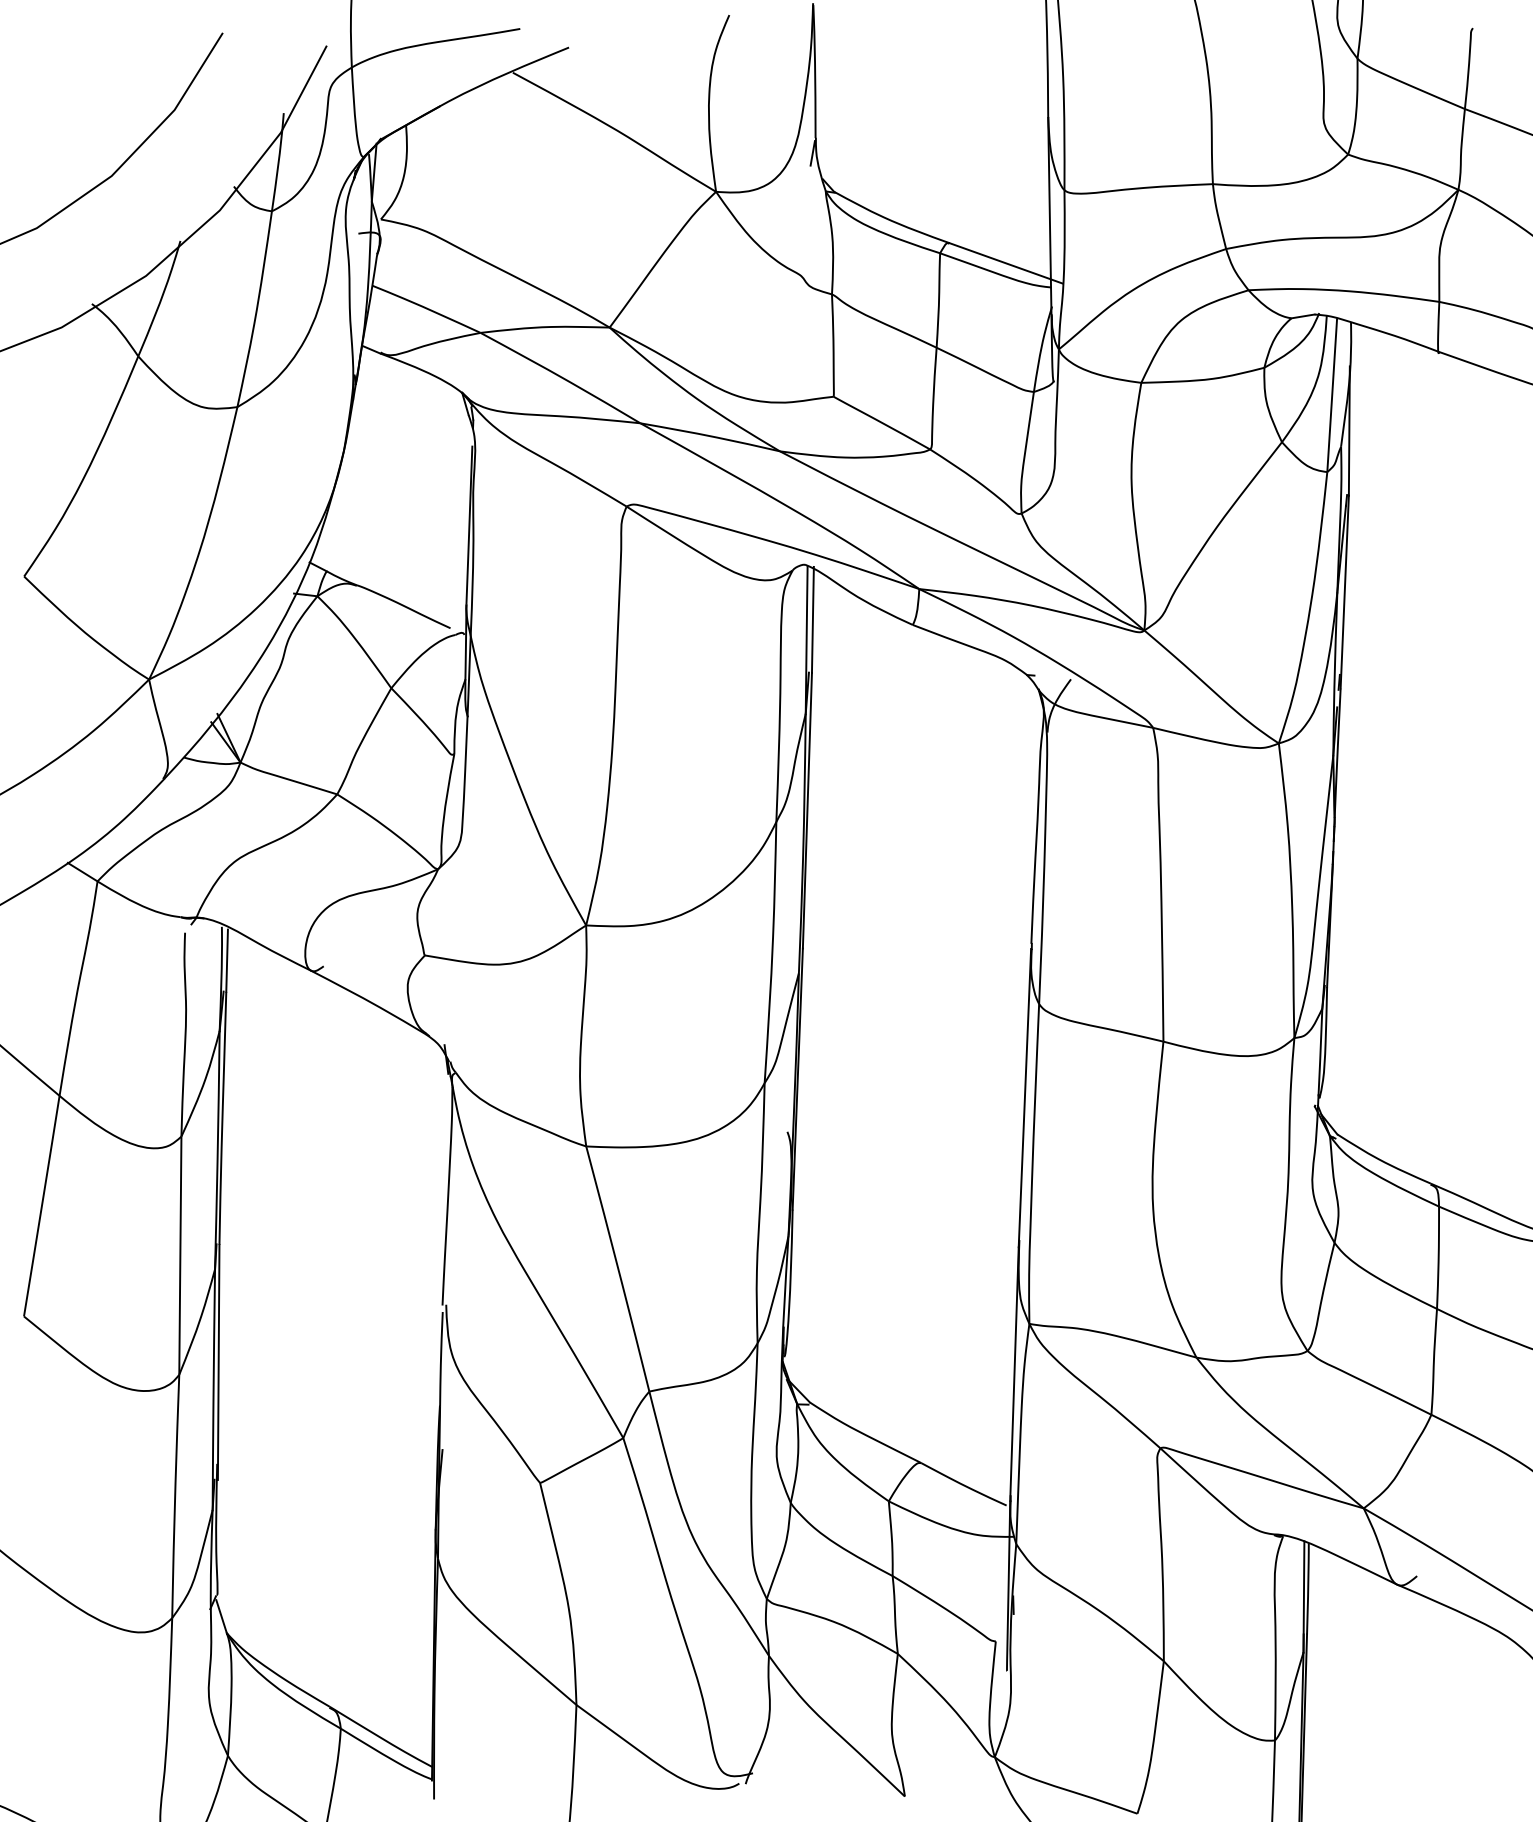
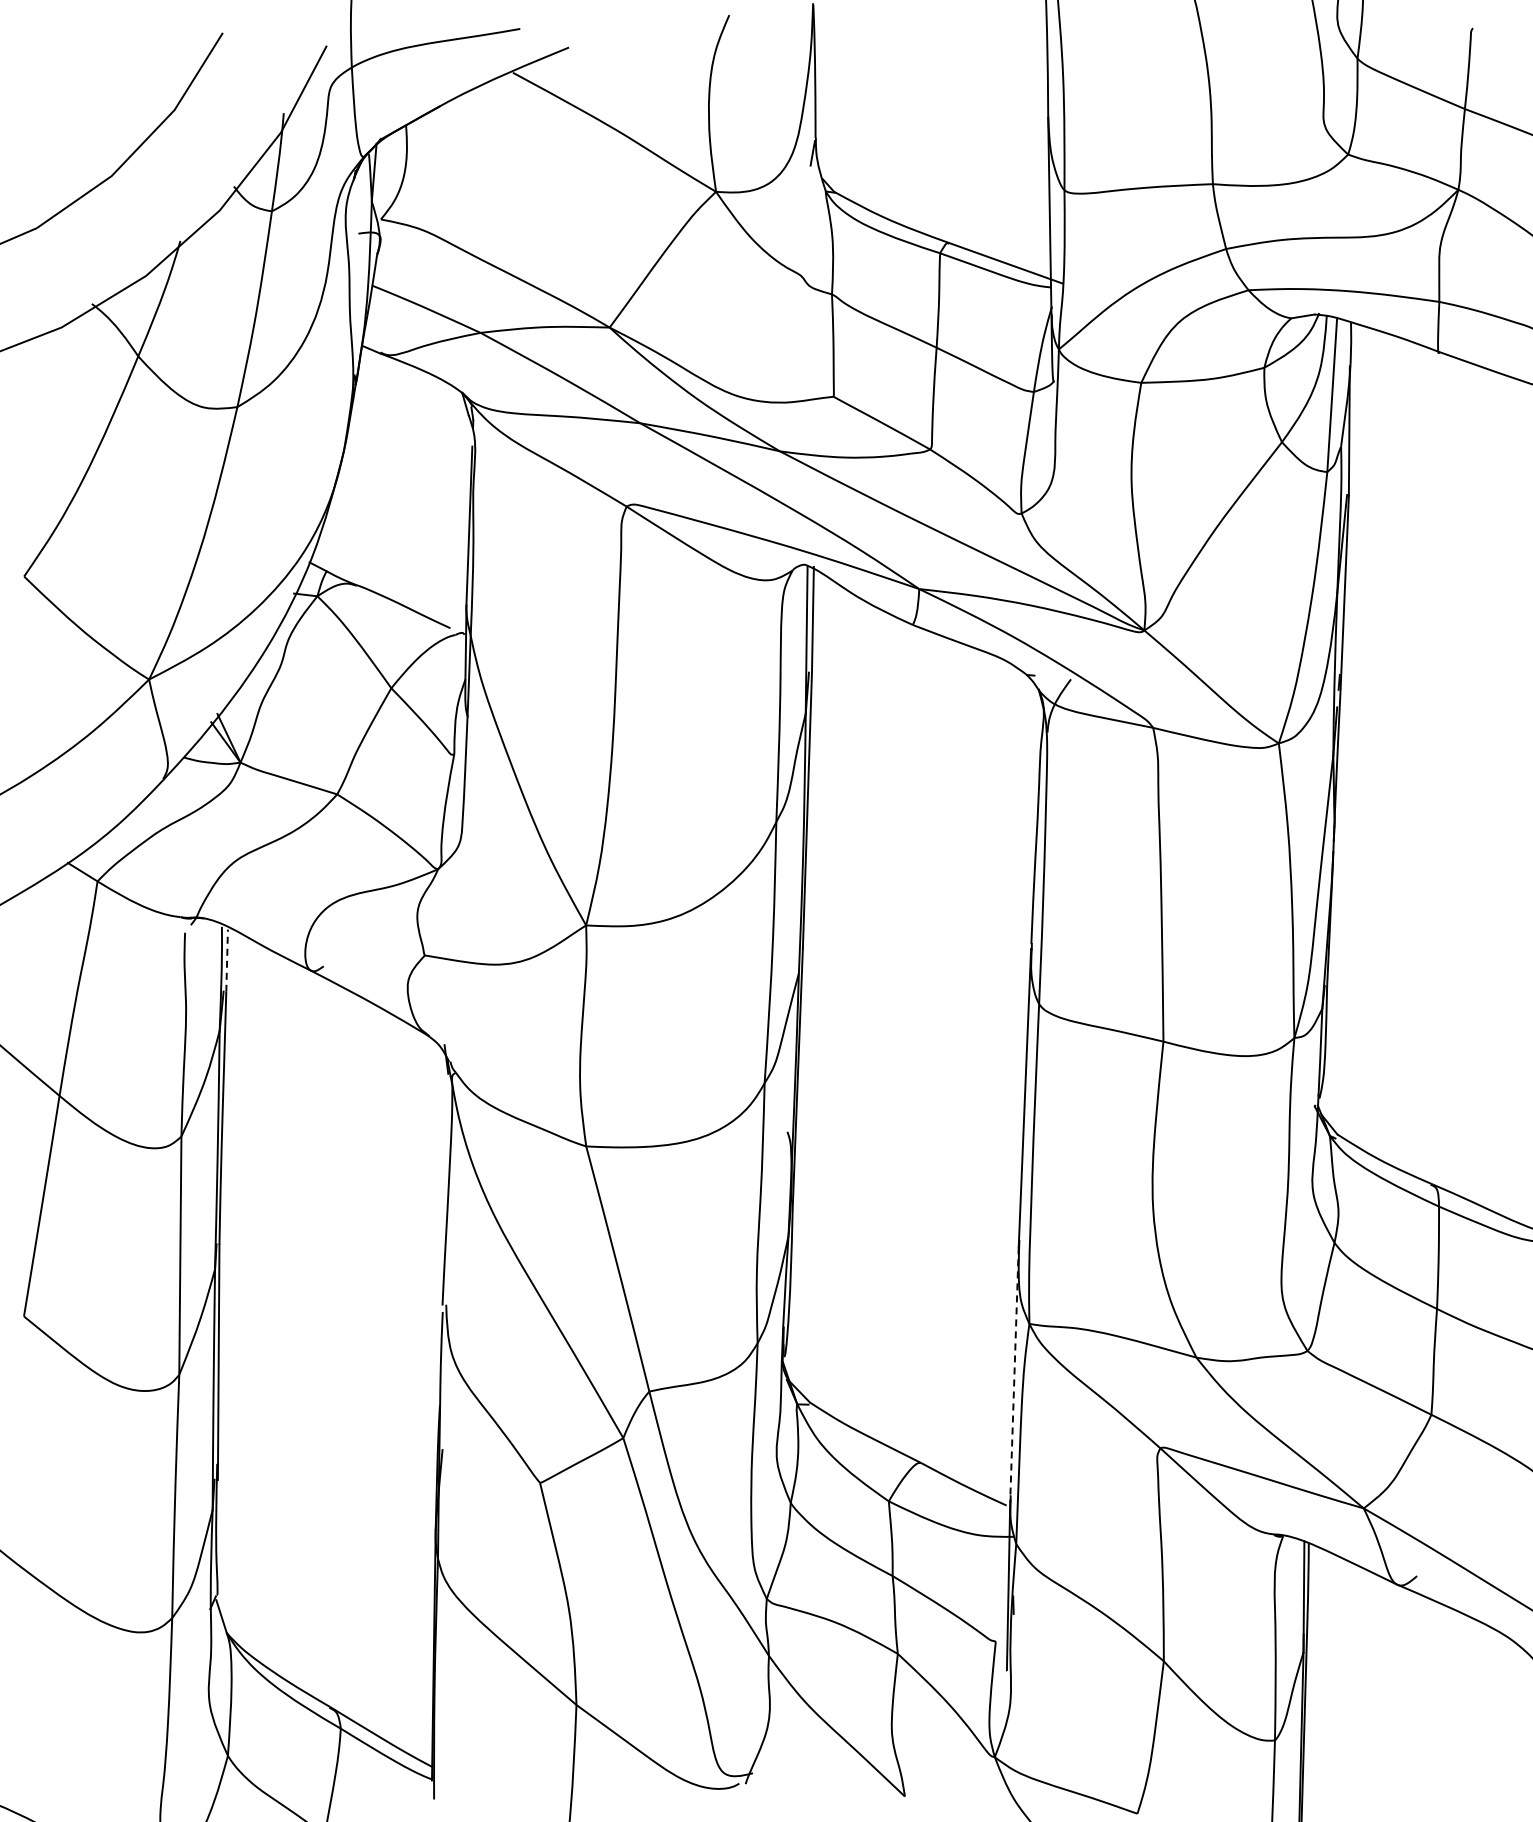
line: solid -> dashed (227, 960)
line: solid -> dashed (1014, 1373)
